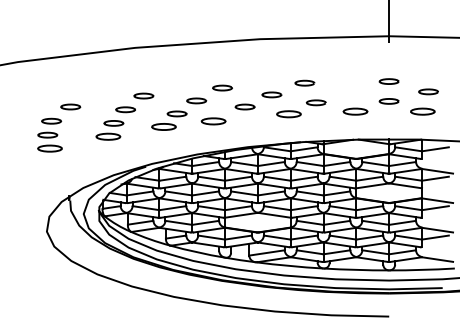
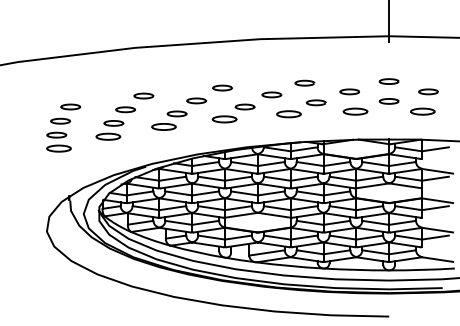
part: none -> present (349, 91)
part position: (213, 121) -> (224, 119) (224, 119)
part position: (49, 134) -> (58, 134) (58, 134)
